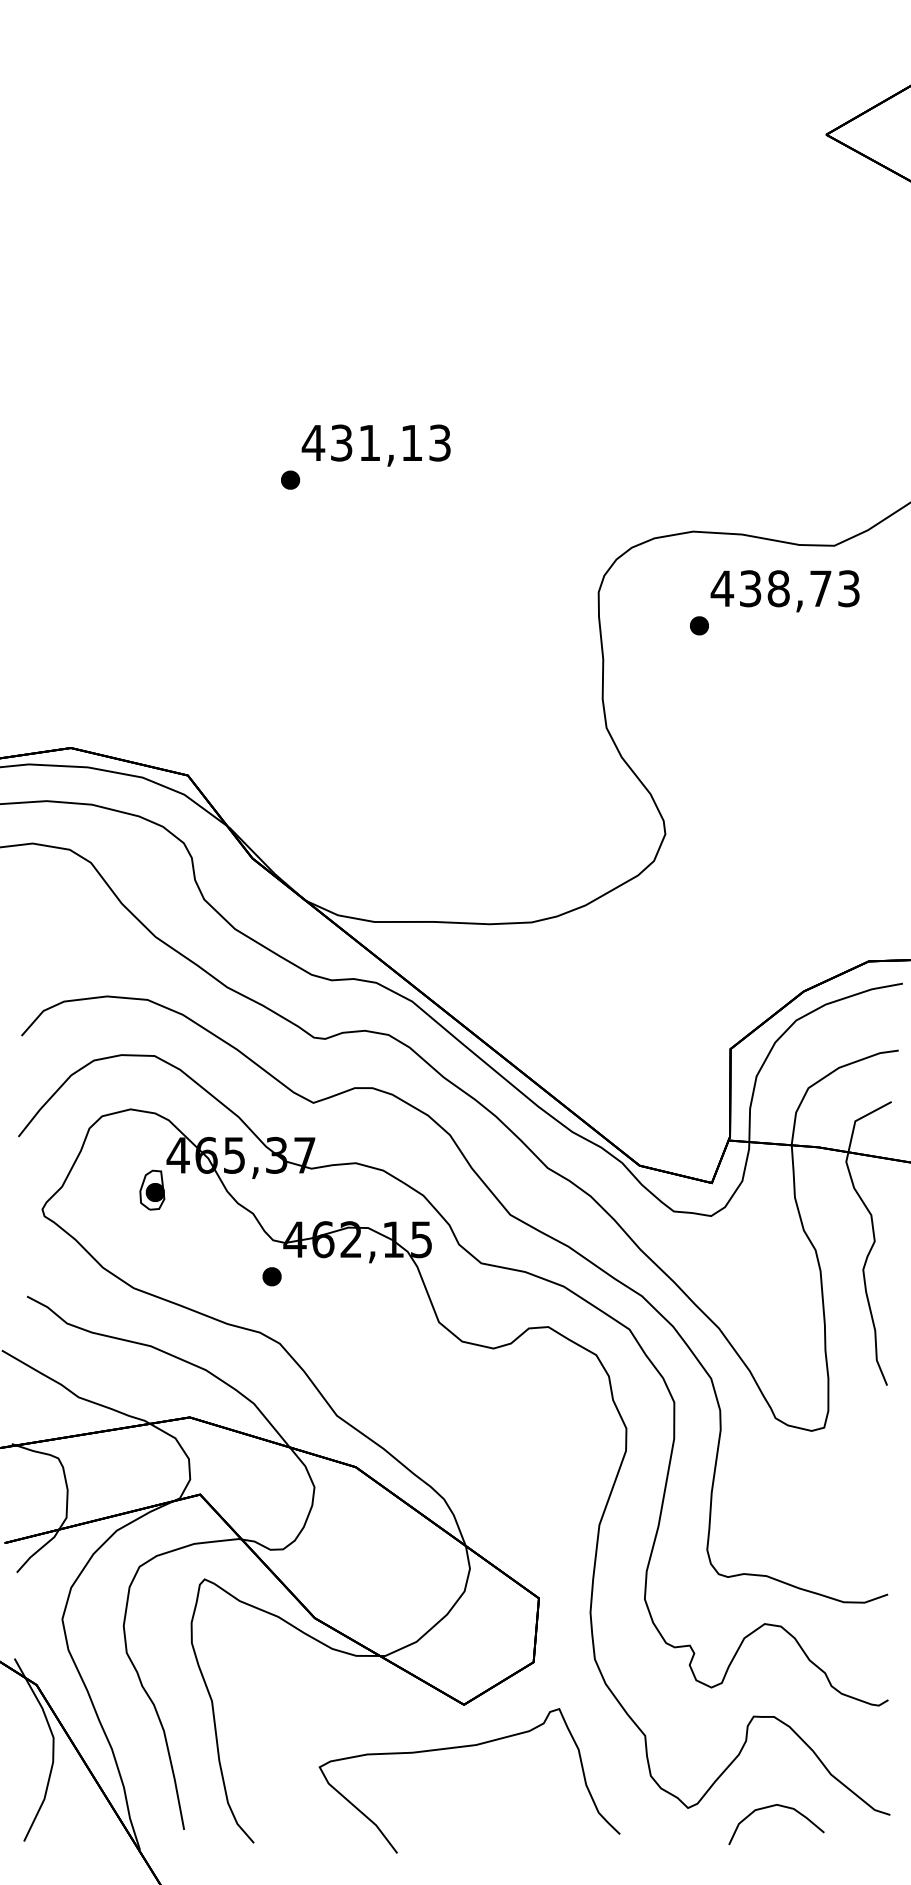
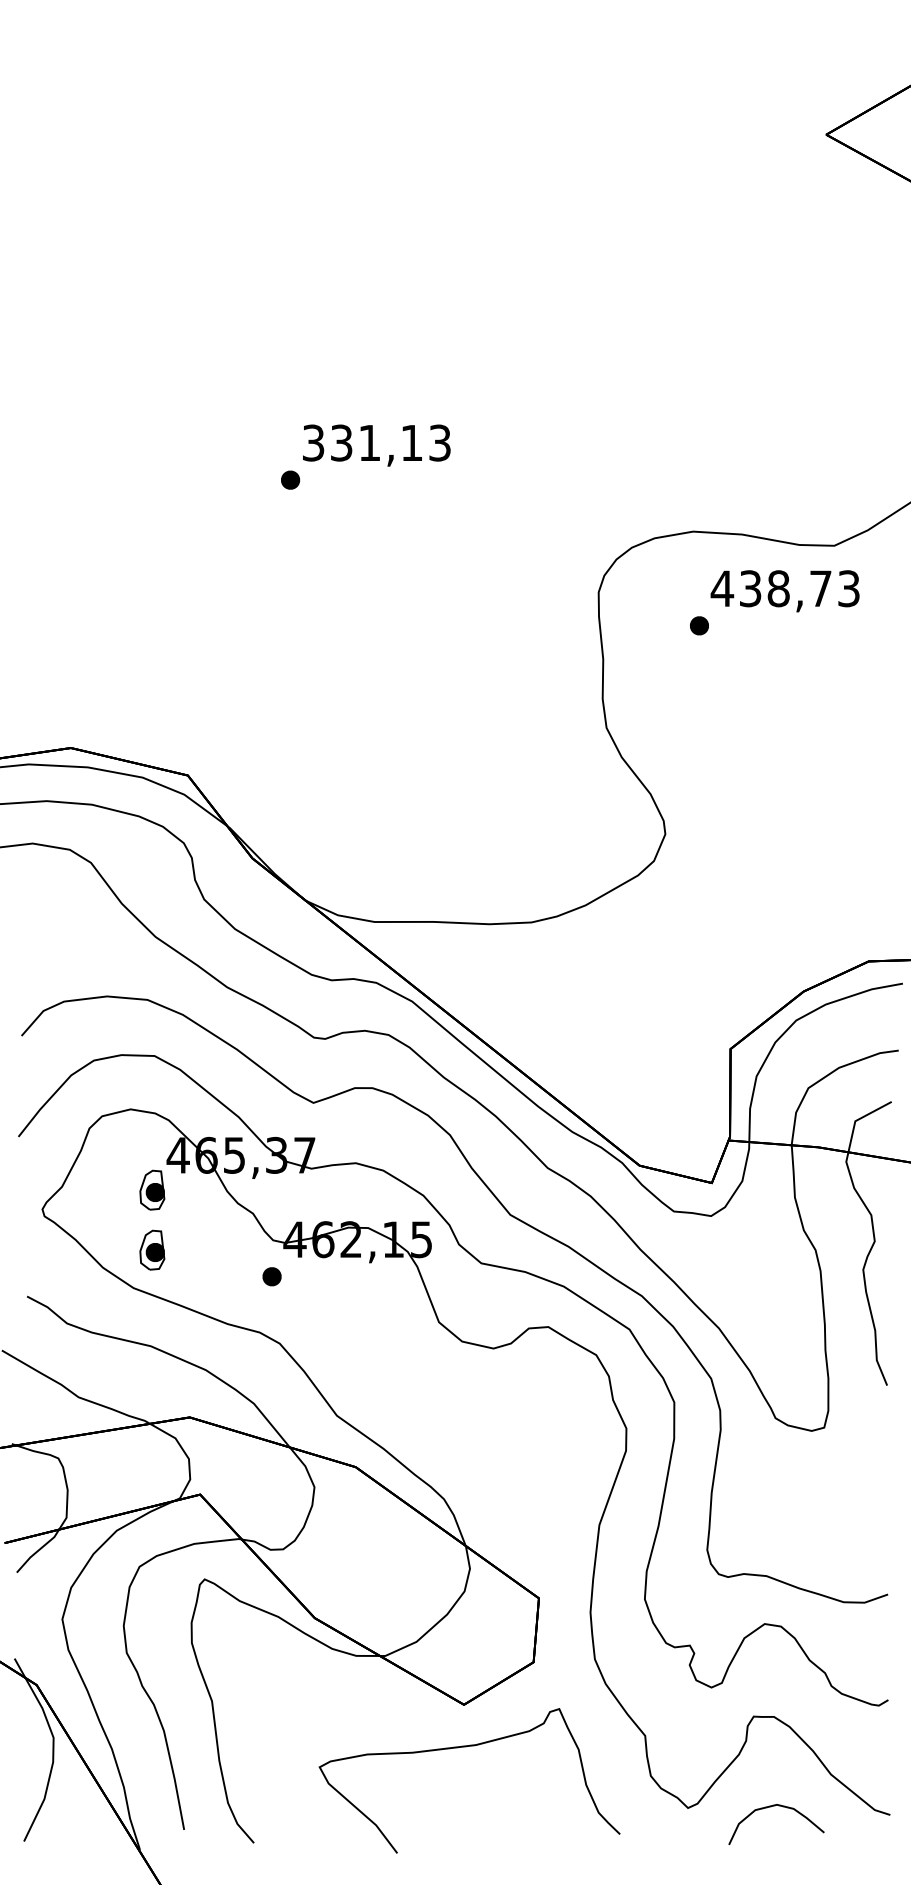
text: 431,13 -> 331,13 (313, 442)
part: none -> present (152, 1249)
